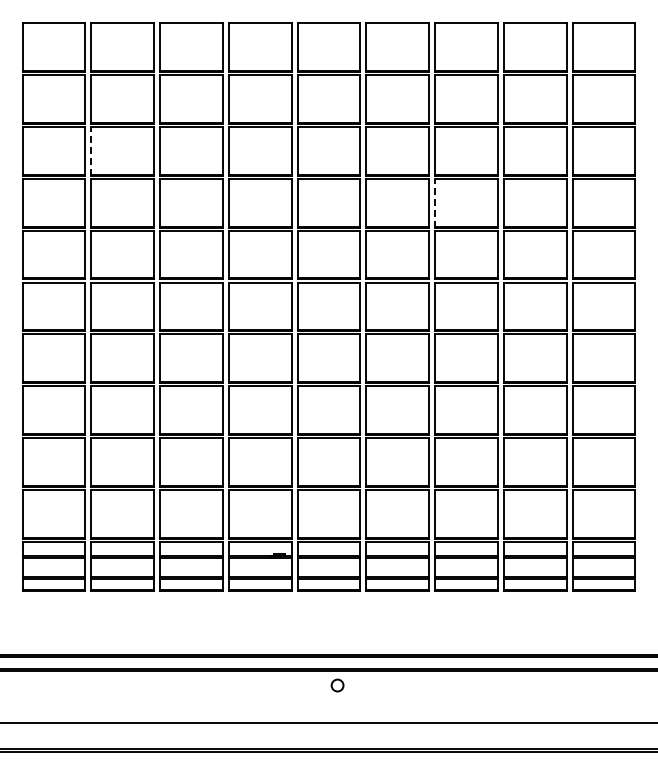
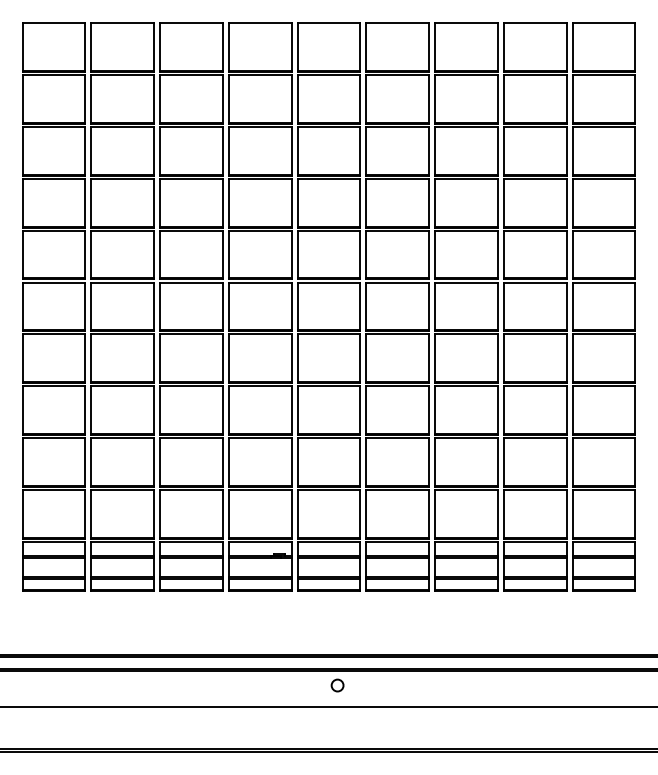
line: dashed -> solid (91, 150)
line: dashed -> solid (435, 202)
line position: (328, 722) -> (328, 706) (328, 706)
